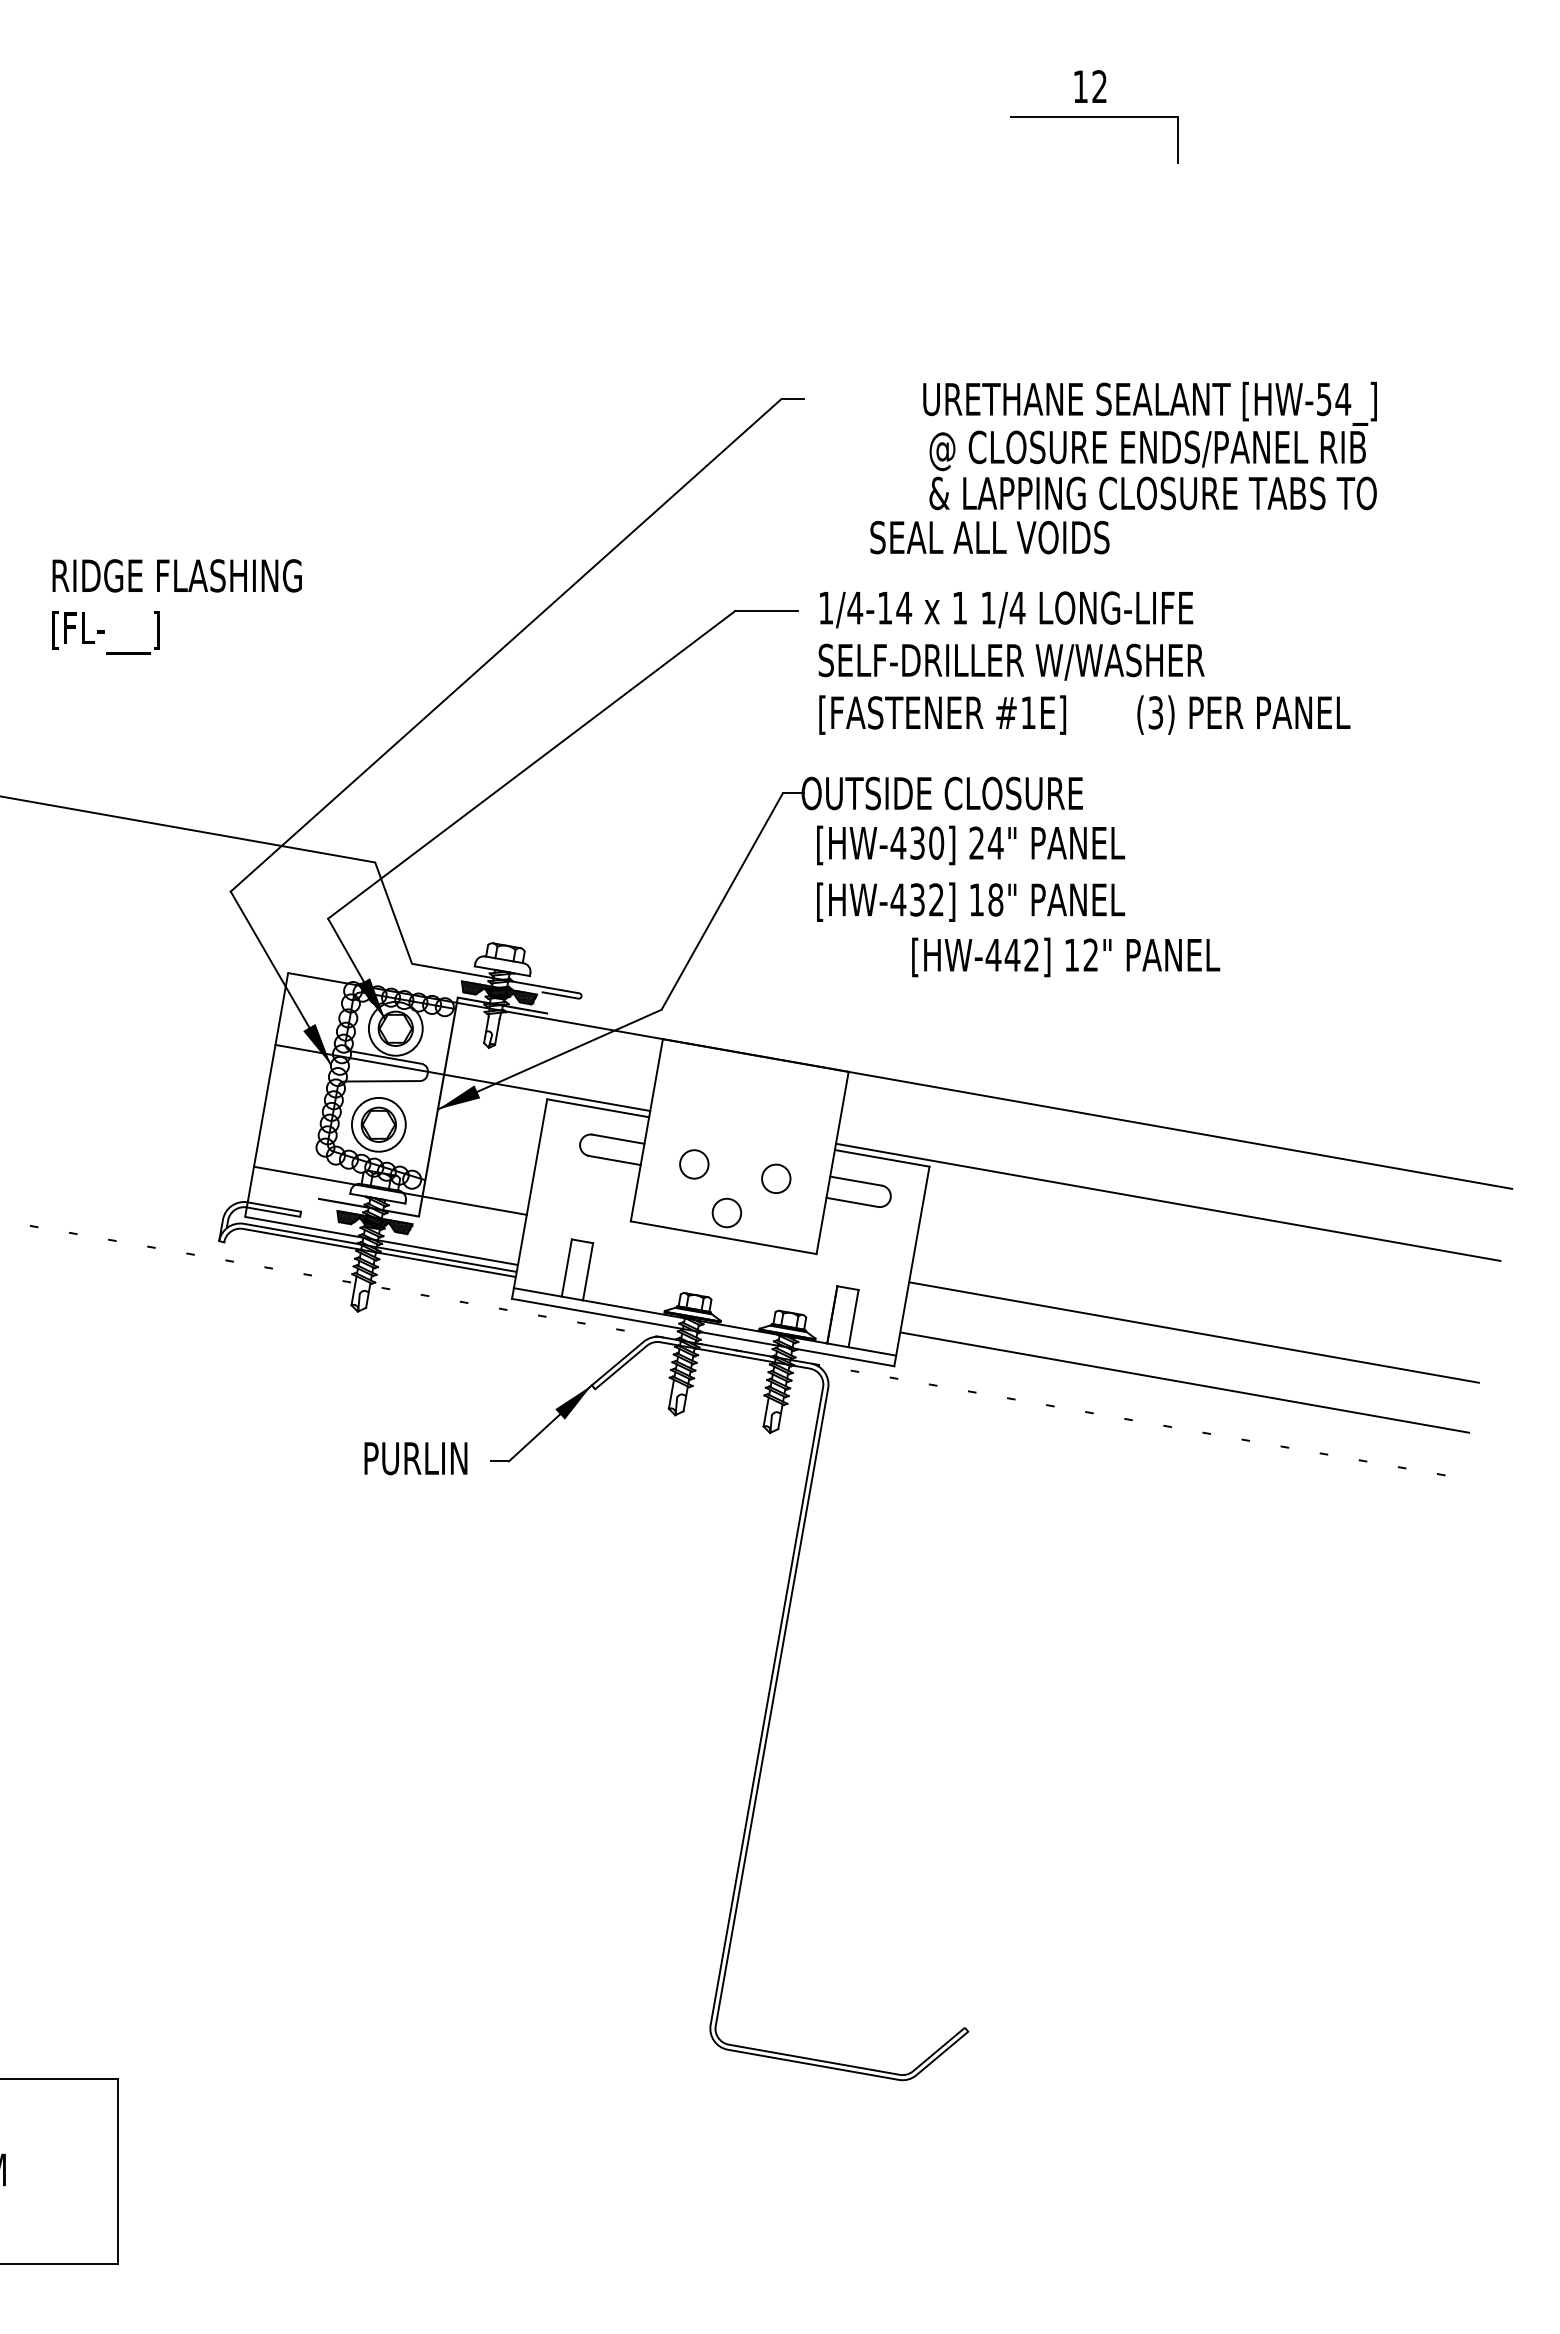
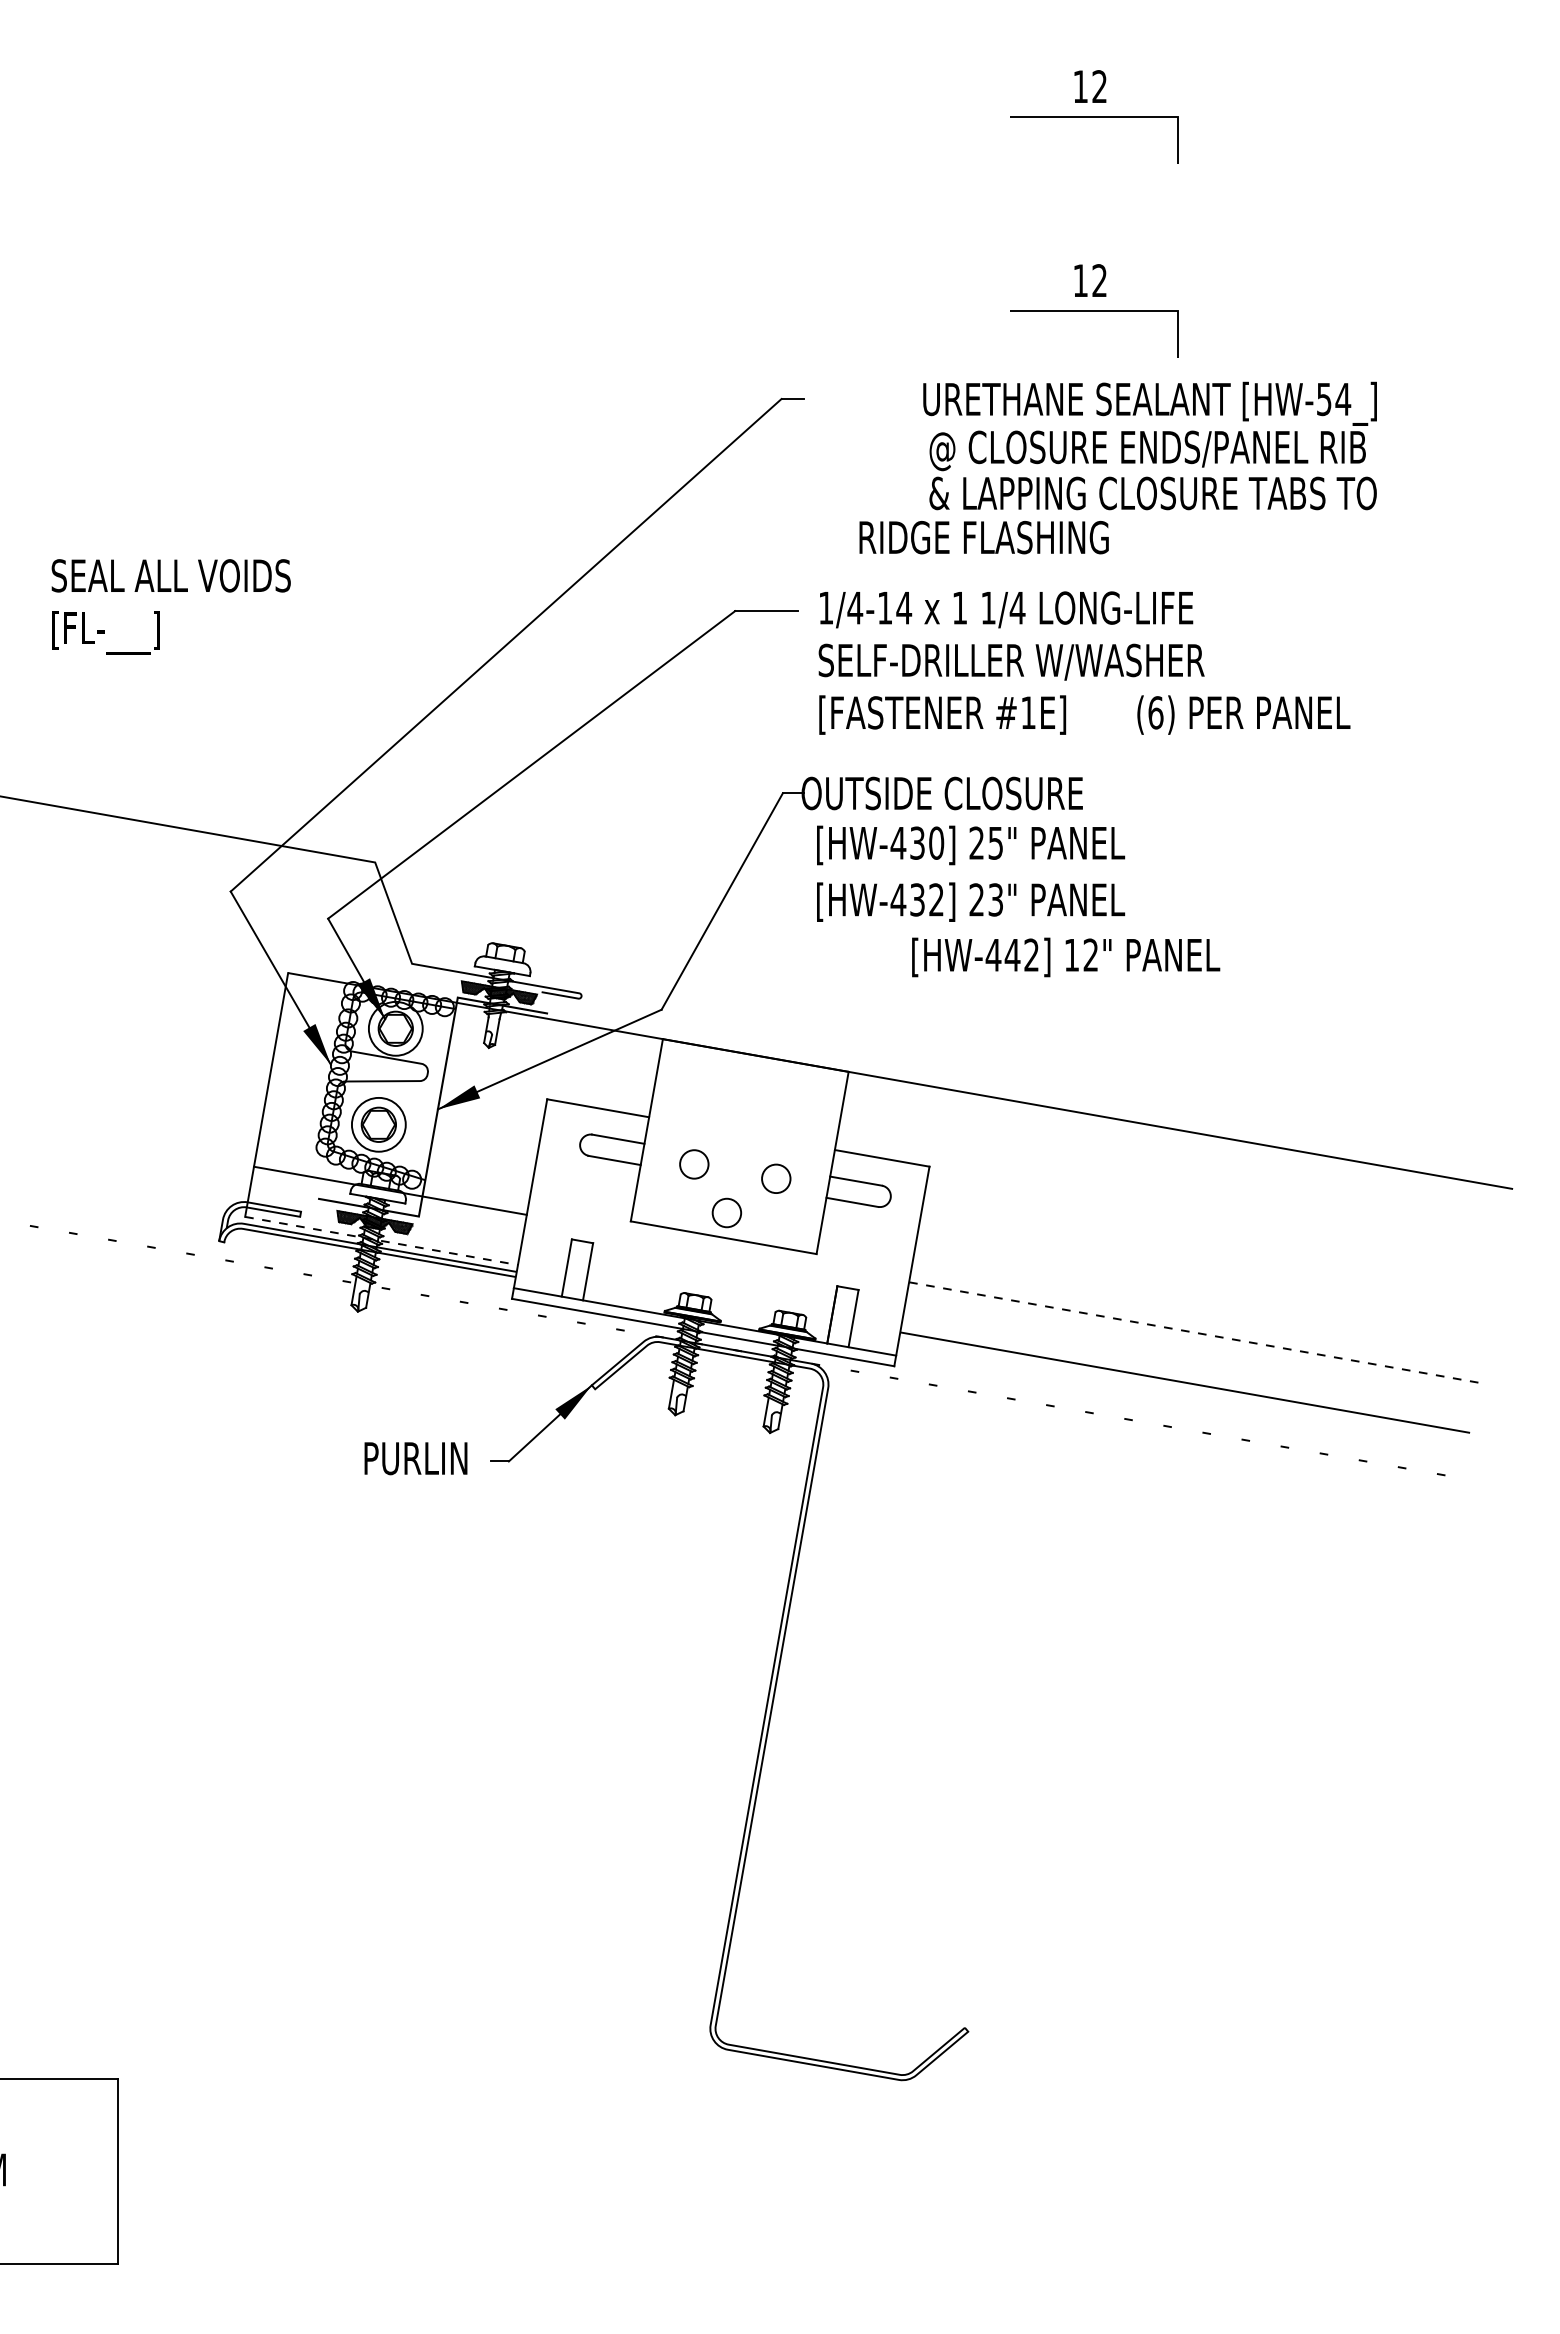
part: none -> present (1094, 310)
text: SEAL ALL VOIDS -> RIDGE FLASHING (984, 537)
text: RIDGE FLASHING -> SEAL ALL VOIDS (176, 575)
text: (3) -> (6) (1155, 712)
text: 24" -> 25" (995, 843)
text: 18" -> 23" (986, 899)
line: present -> none (462, 1077)
line: present -> none (1168, 1201)
line: solid -> dashed (381, 1240)
line: solid -> dashed (1194, 1332)
